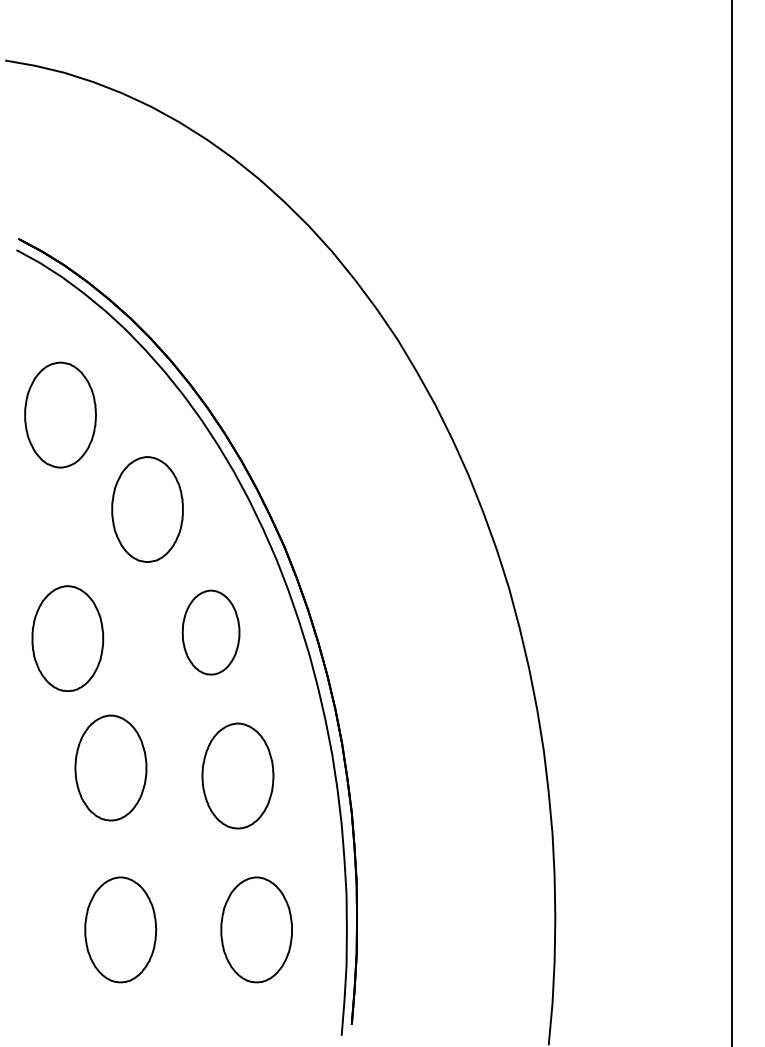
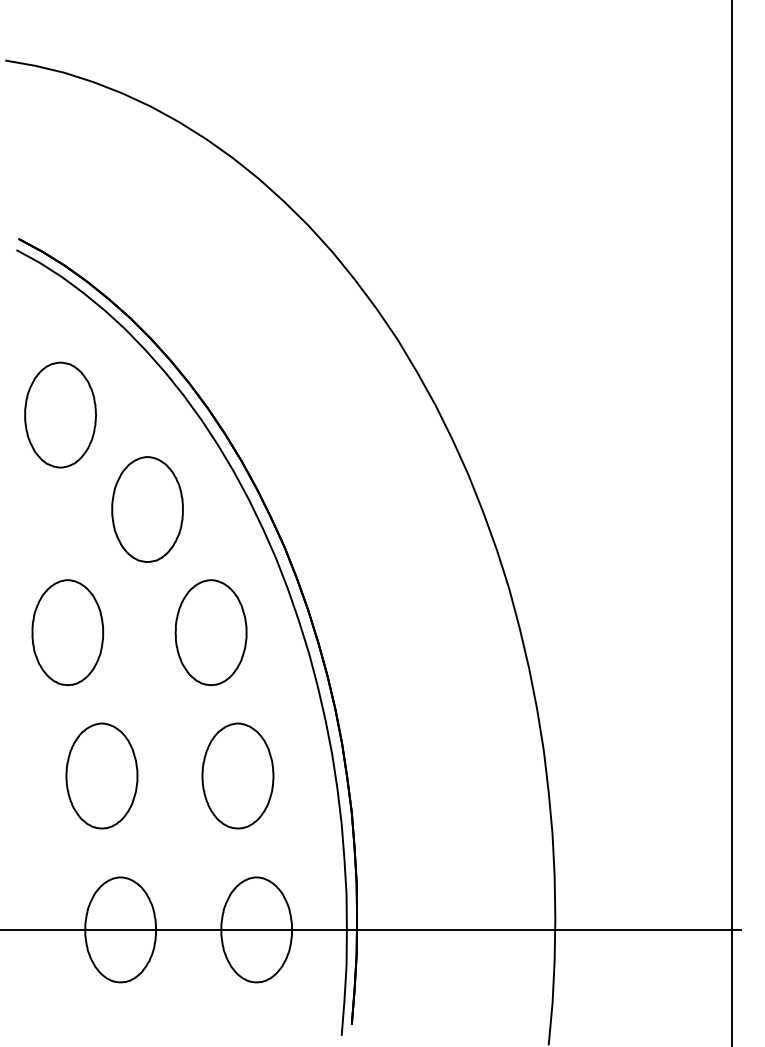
part size: 60x87 px -> 74x107 px (210, 632)
part position: (67, 638) -> (67, 632) (67, 632)
part position: (110, 767) -> (101, 775) (101, 775)
line: none -> present (372, 929)
